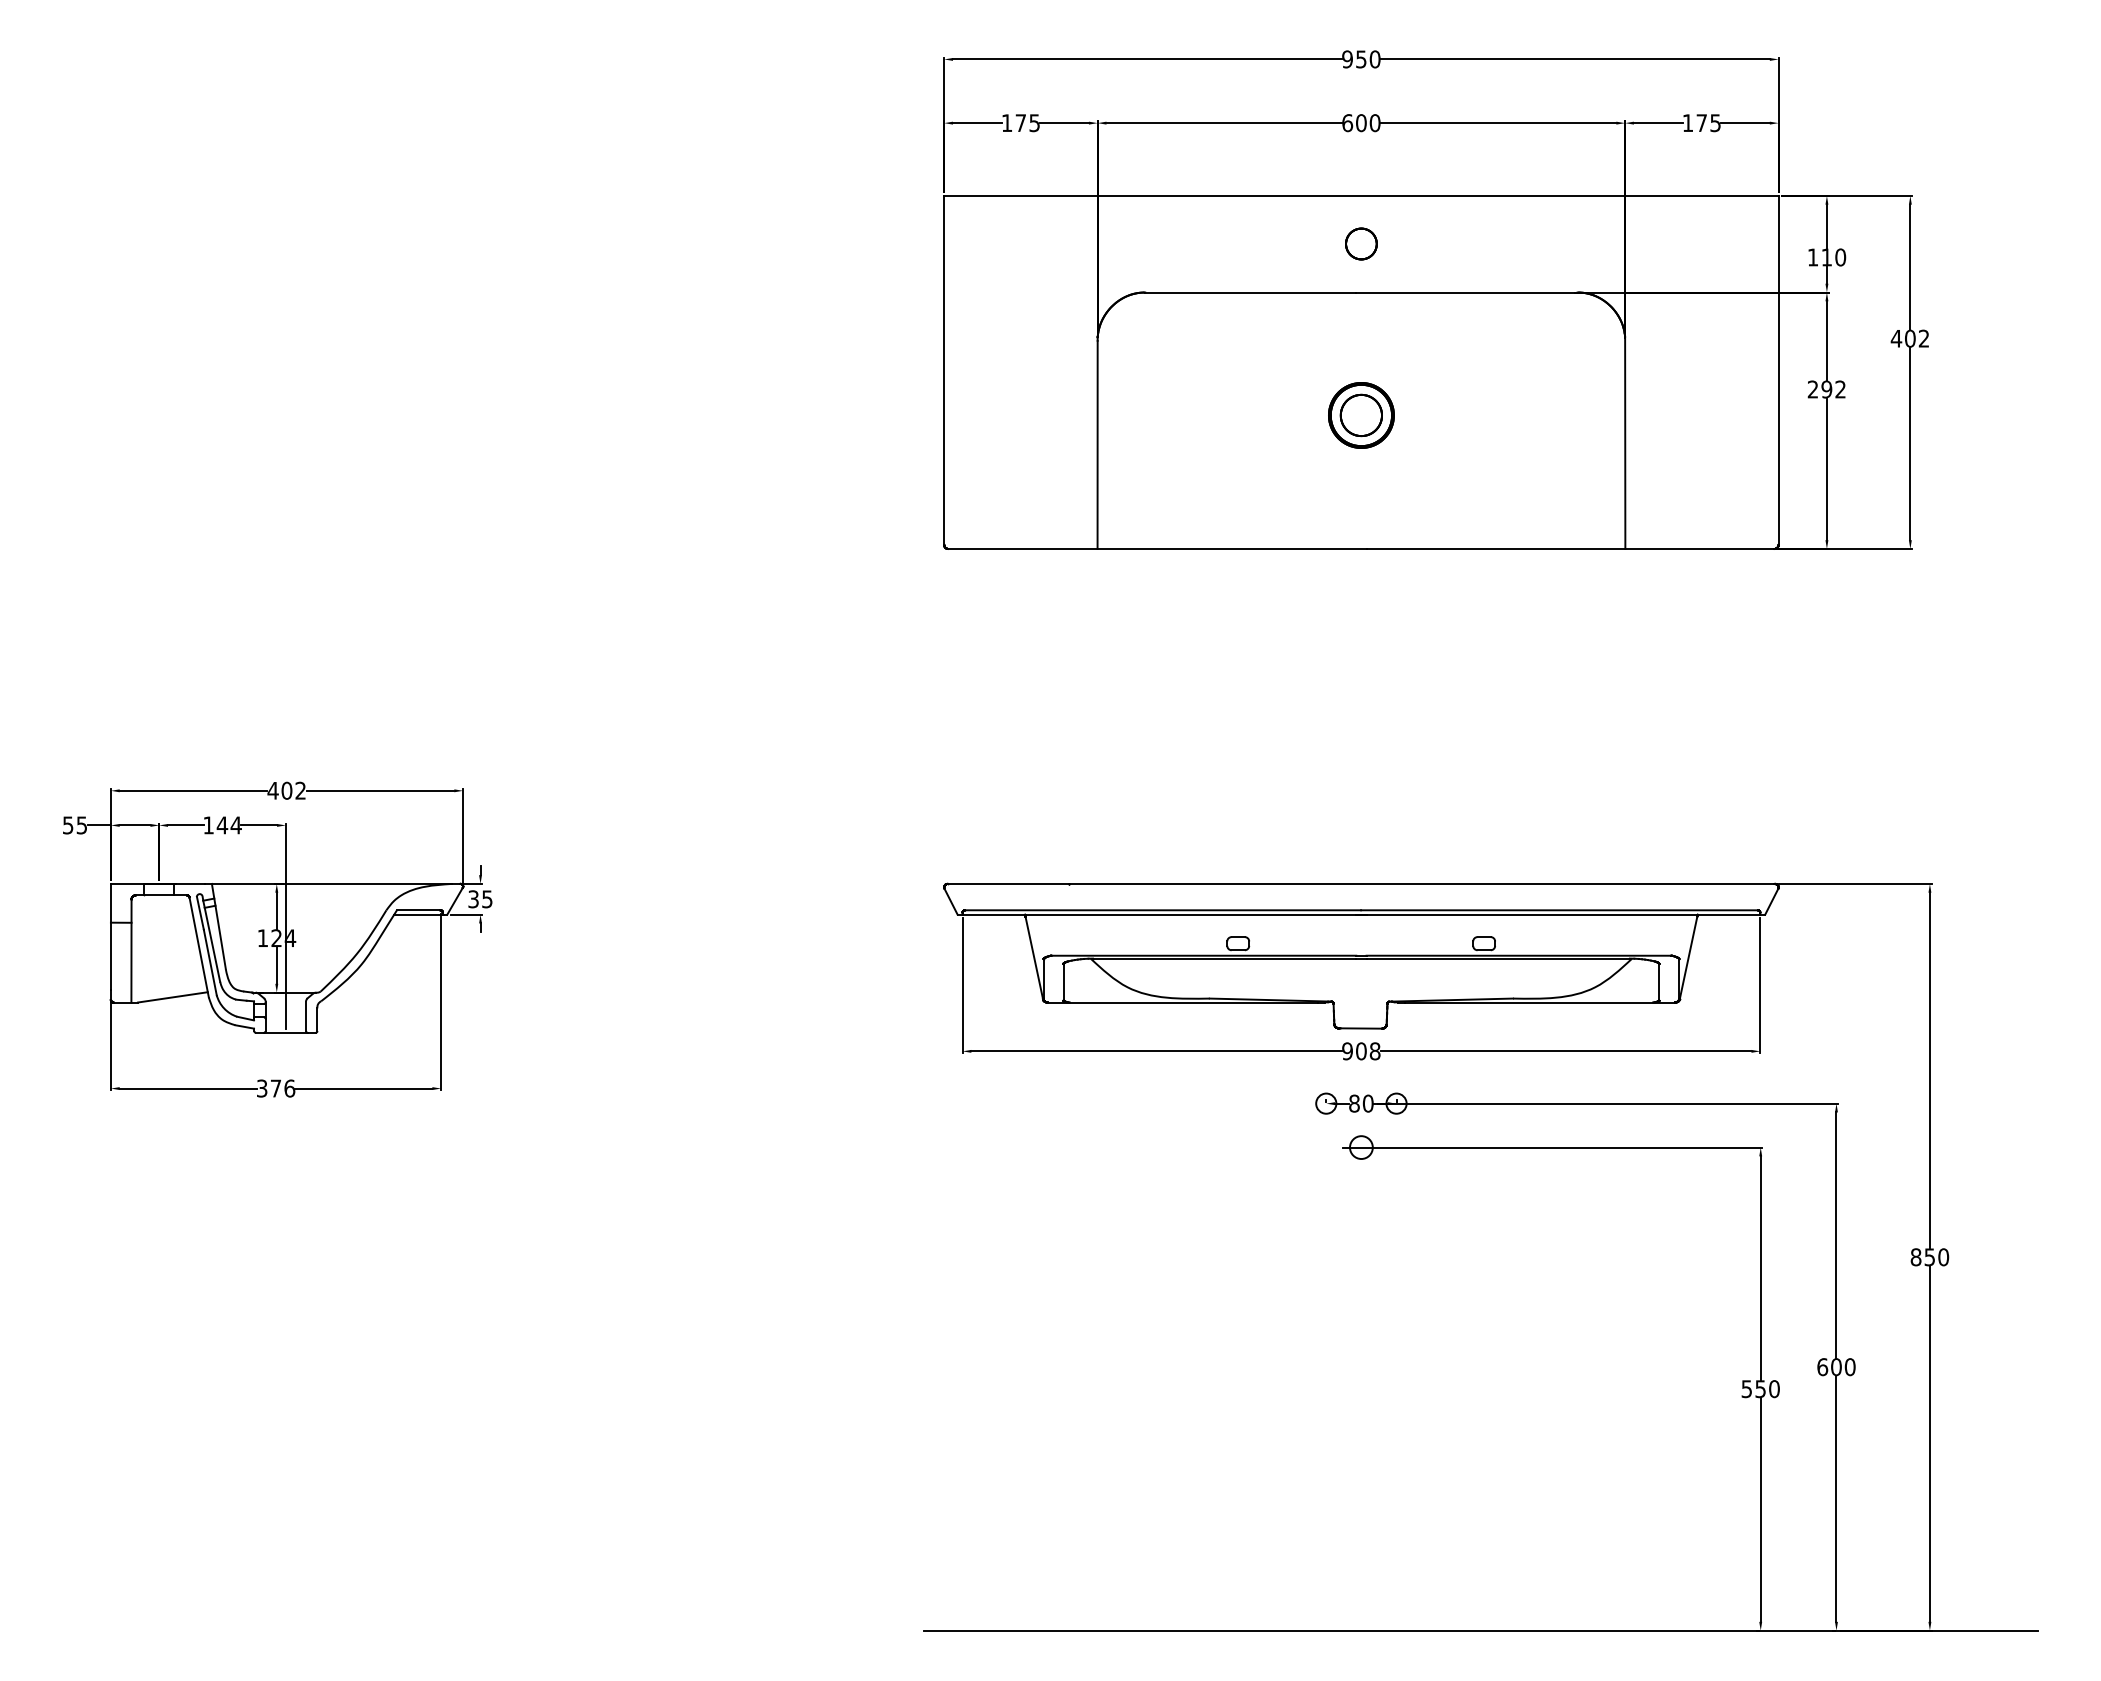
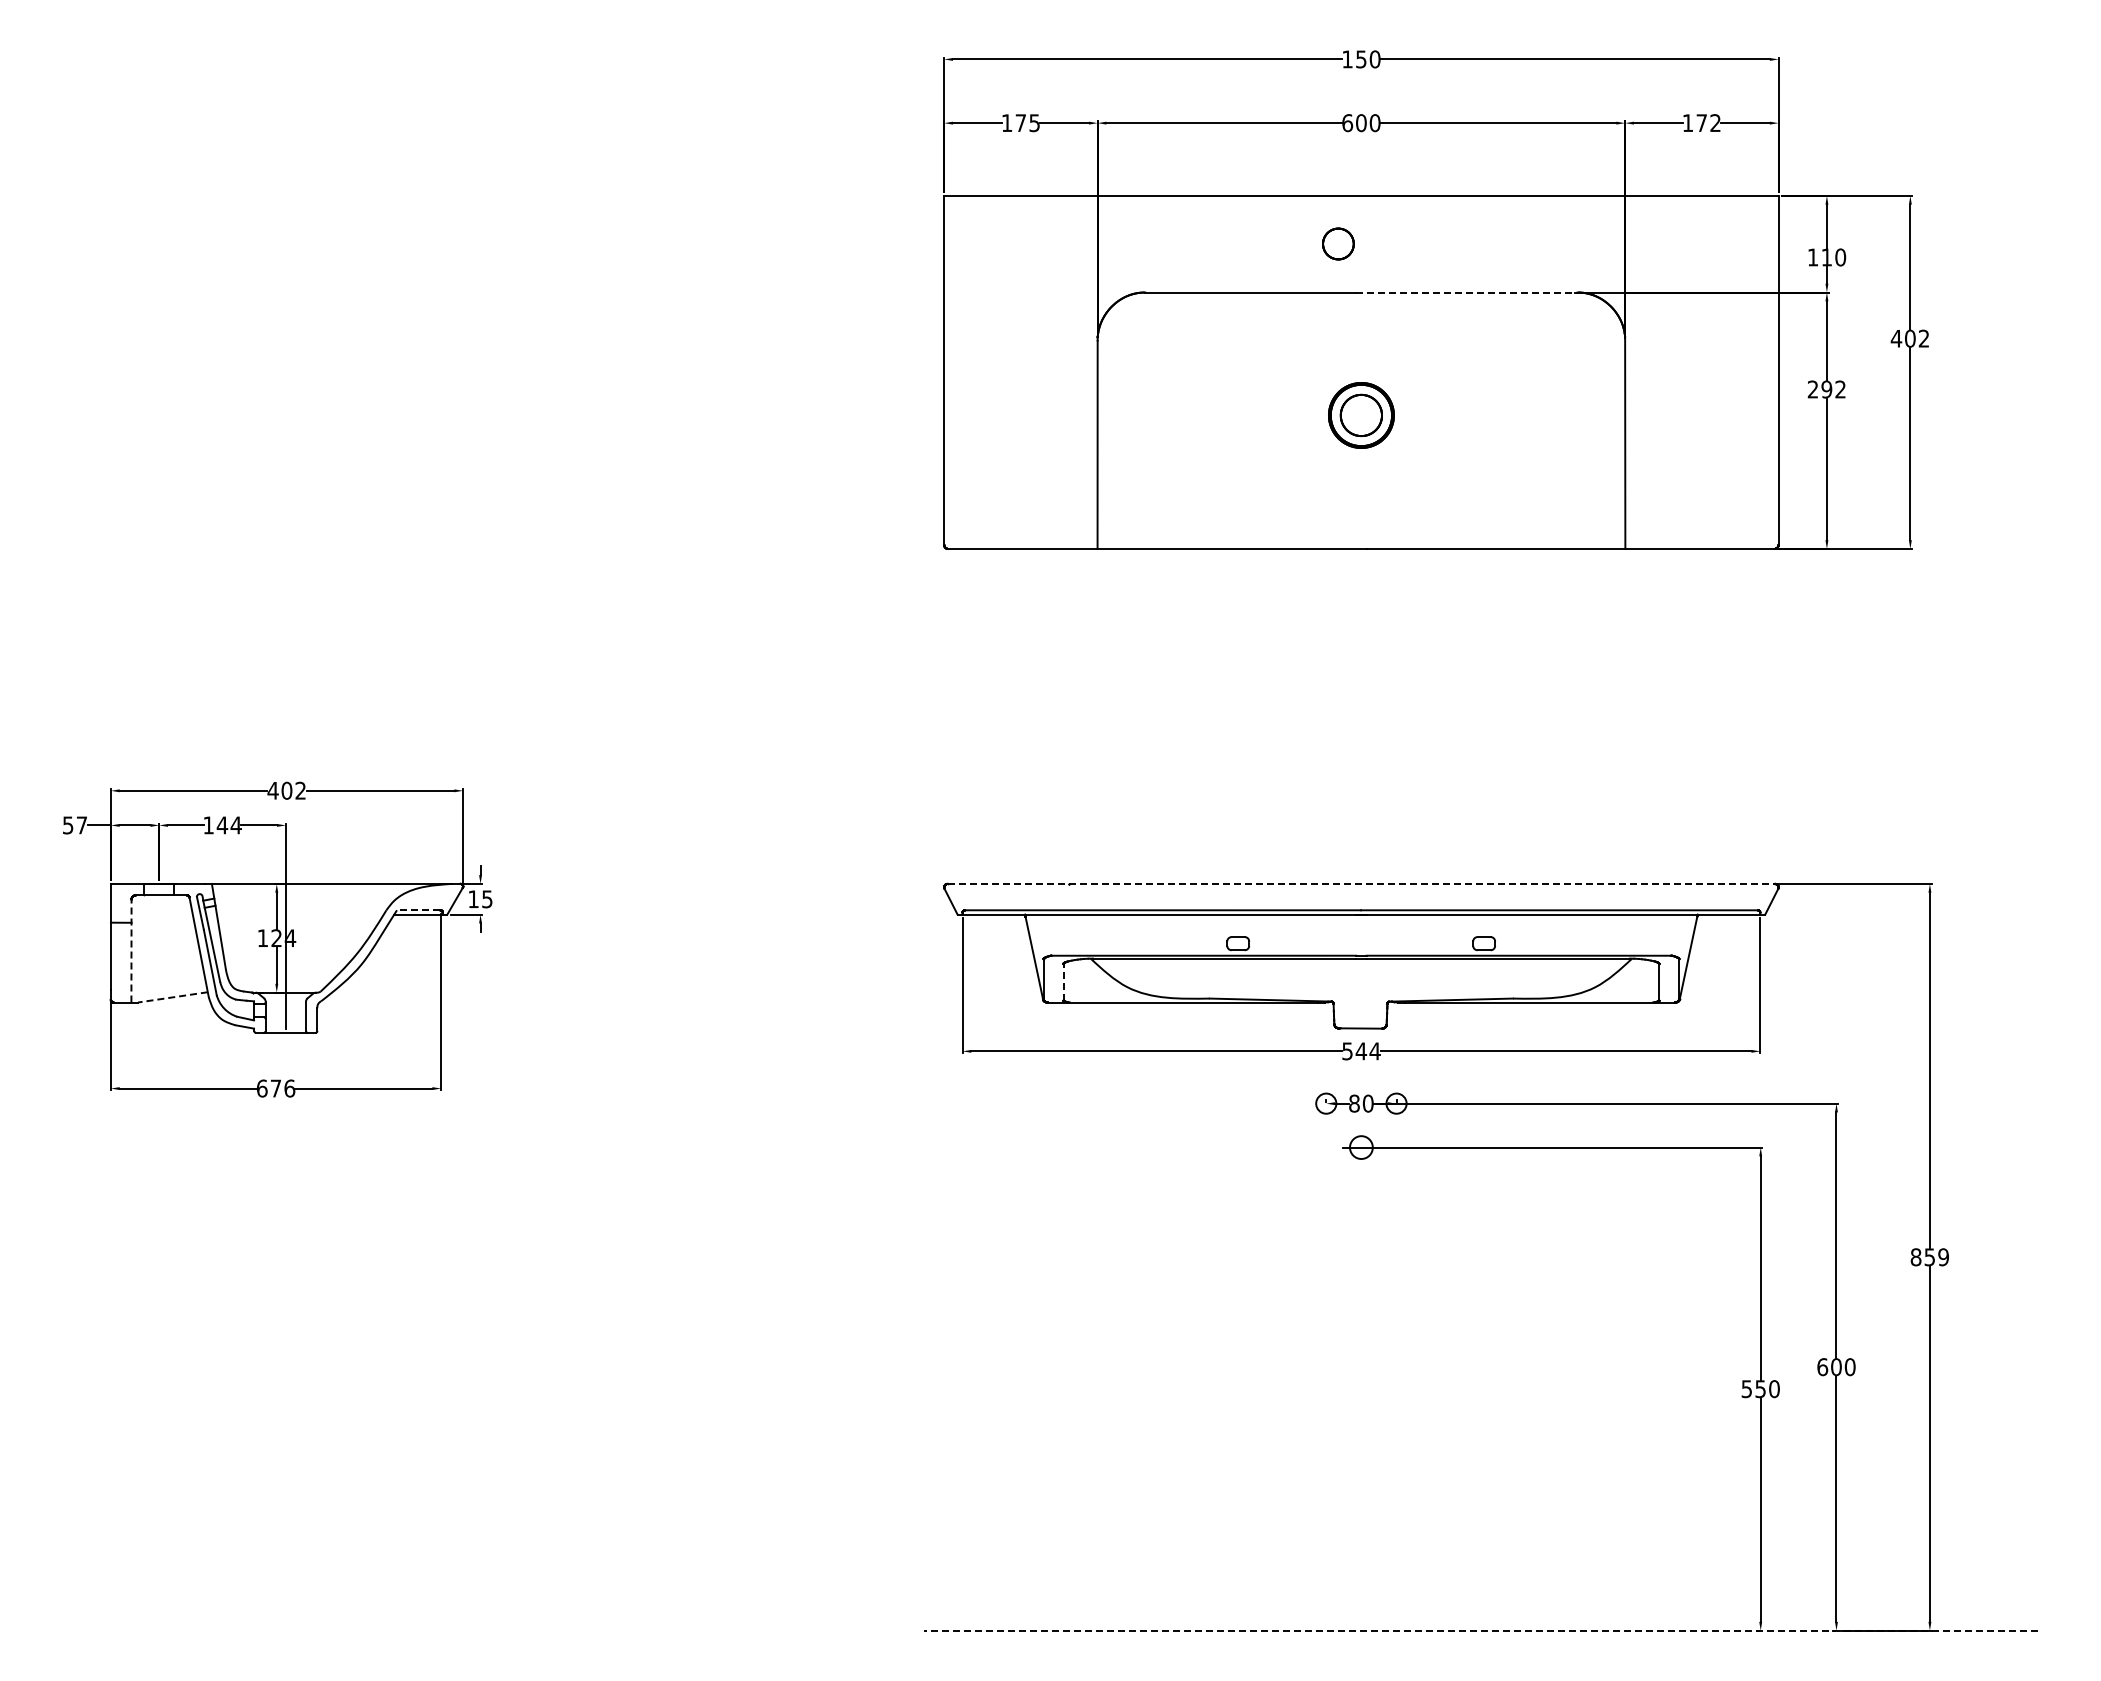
text: 950 -> 150 (1347, 59)
text: 175 -> 172 (1715, 123)
part position: (1361, 243) -> (1338, 243) (1338, 243)
line: solid -> dashed (1466, 292)
text: 55 -> 57 (81, 825)
line: solid -> dashed (1361, 883)
text: 35 -> 15 (473, 899)
line: solid -> dashed (418, 910)
line: solid -> dashed (131, 950)
line: solid -> dashed (1063, 981)
line: solid -> dashed (172, 997)
text: 908 -> 544 (1361, 1051)
text: 376 -> 676 (262, 1088)
text: 850 -> 859 (1943, 1257)
line: solid -> dashed (1480, 1630)
